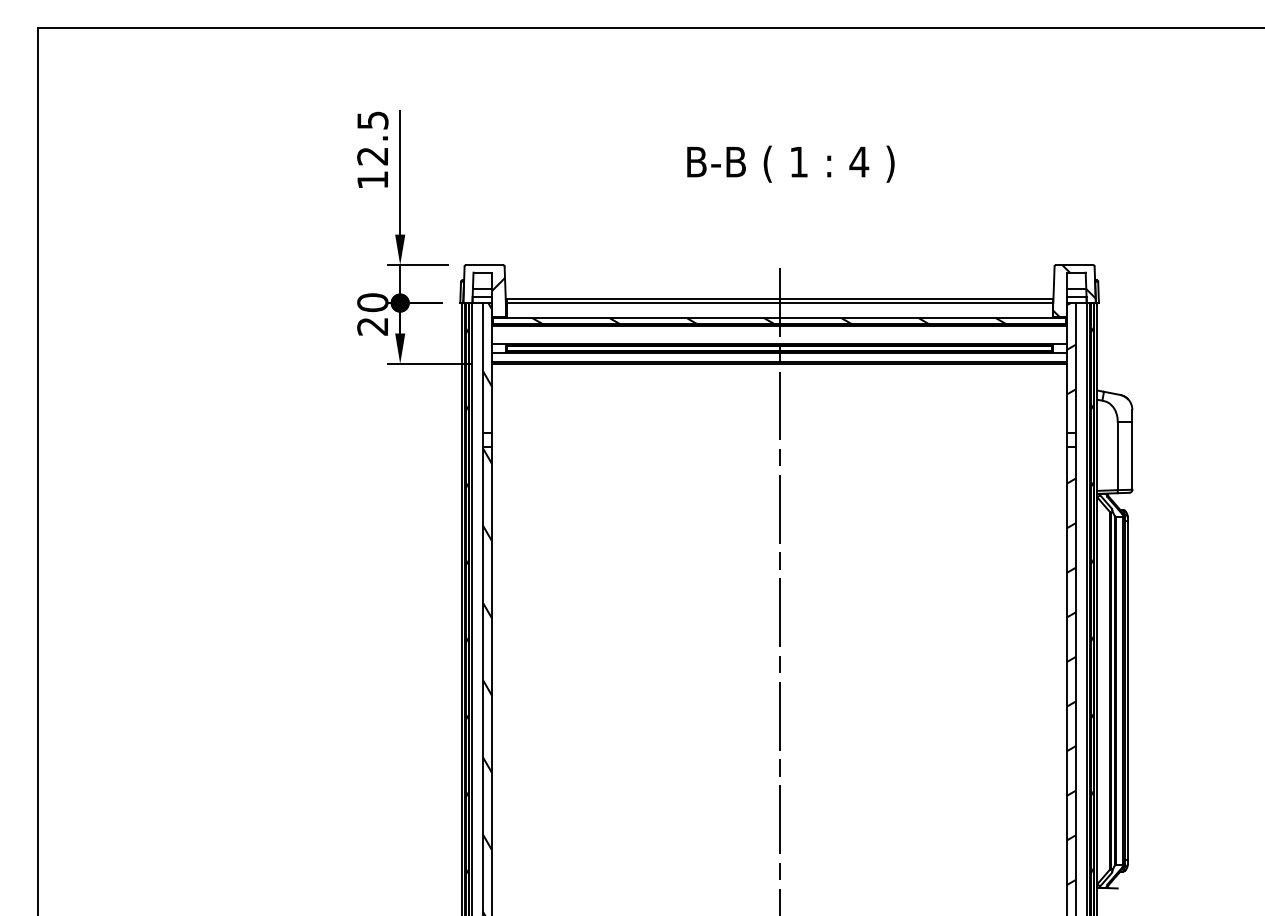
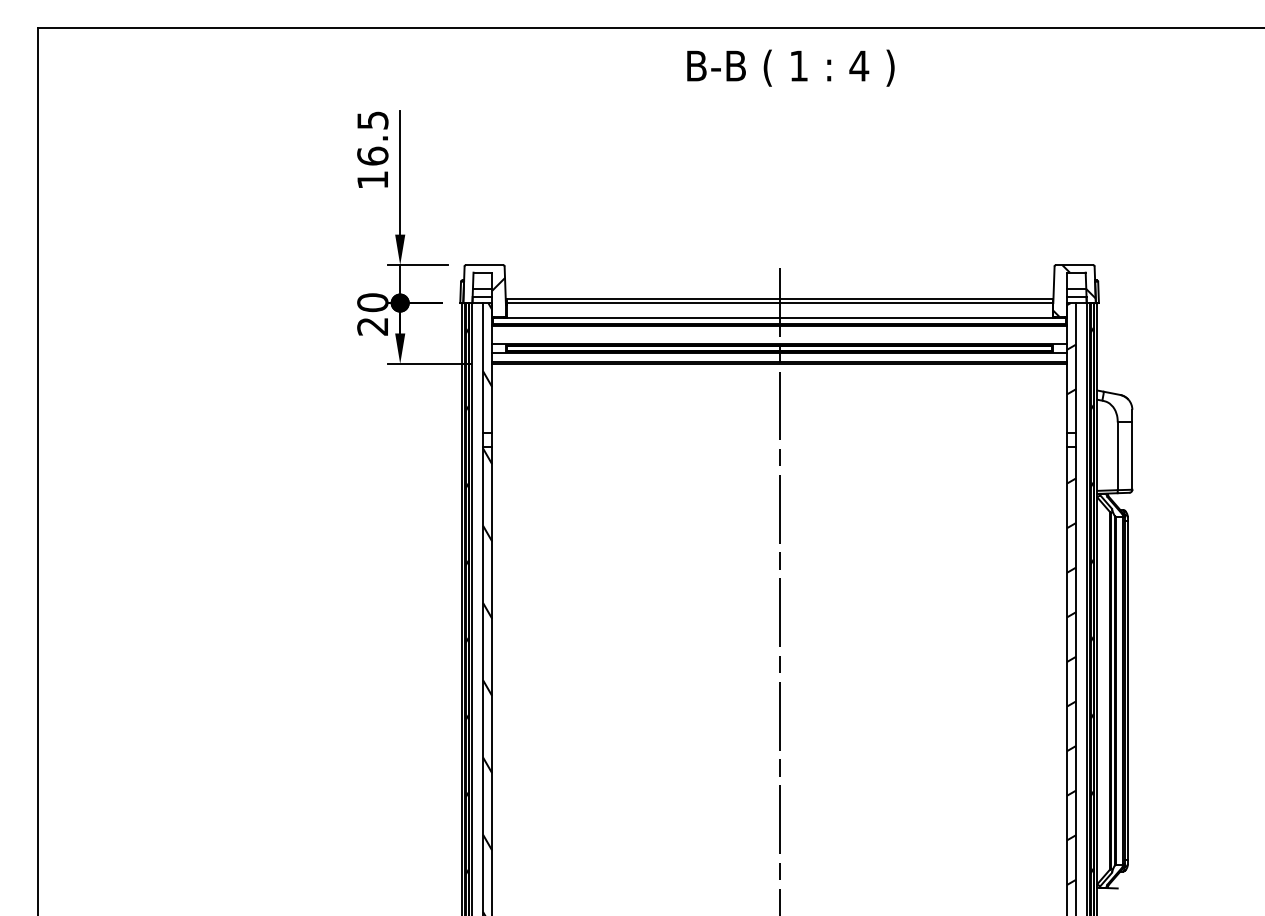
text: 12.5 -> 16.5 (372, 155)
text position: (790, 163) -> (790, 67) (790, 67)
hatch: present -> none (769, 321)
